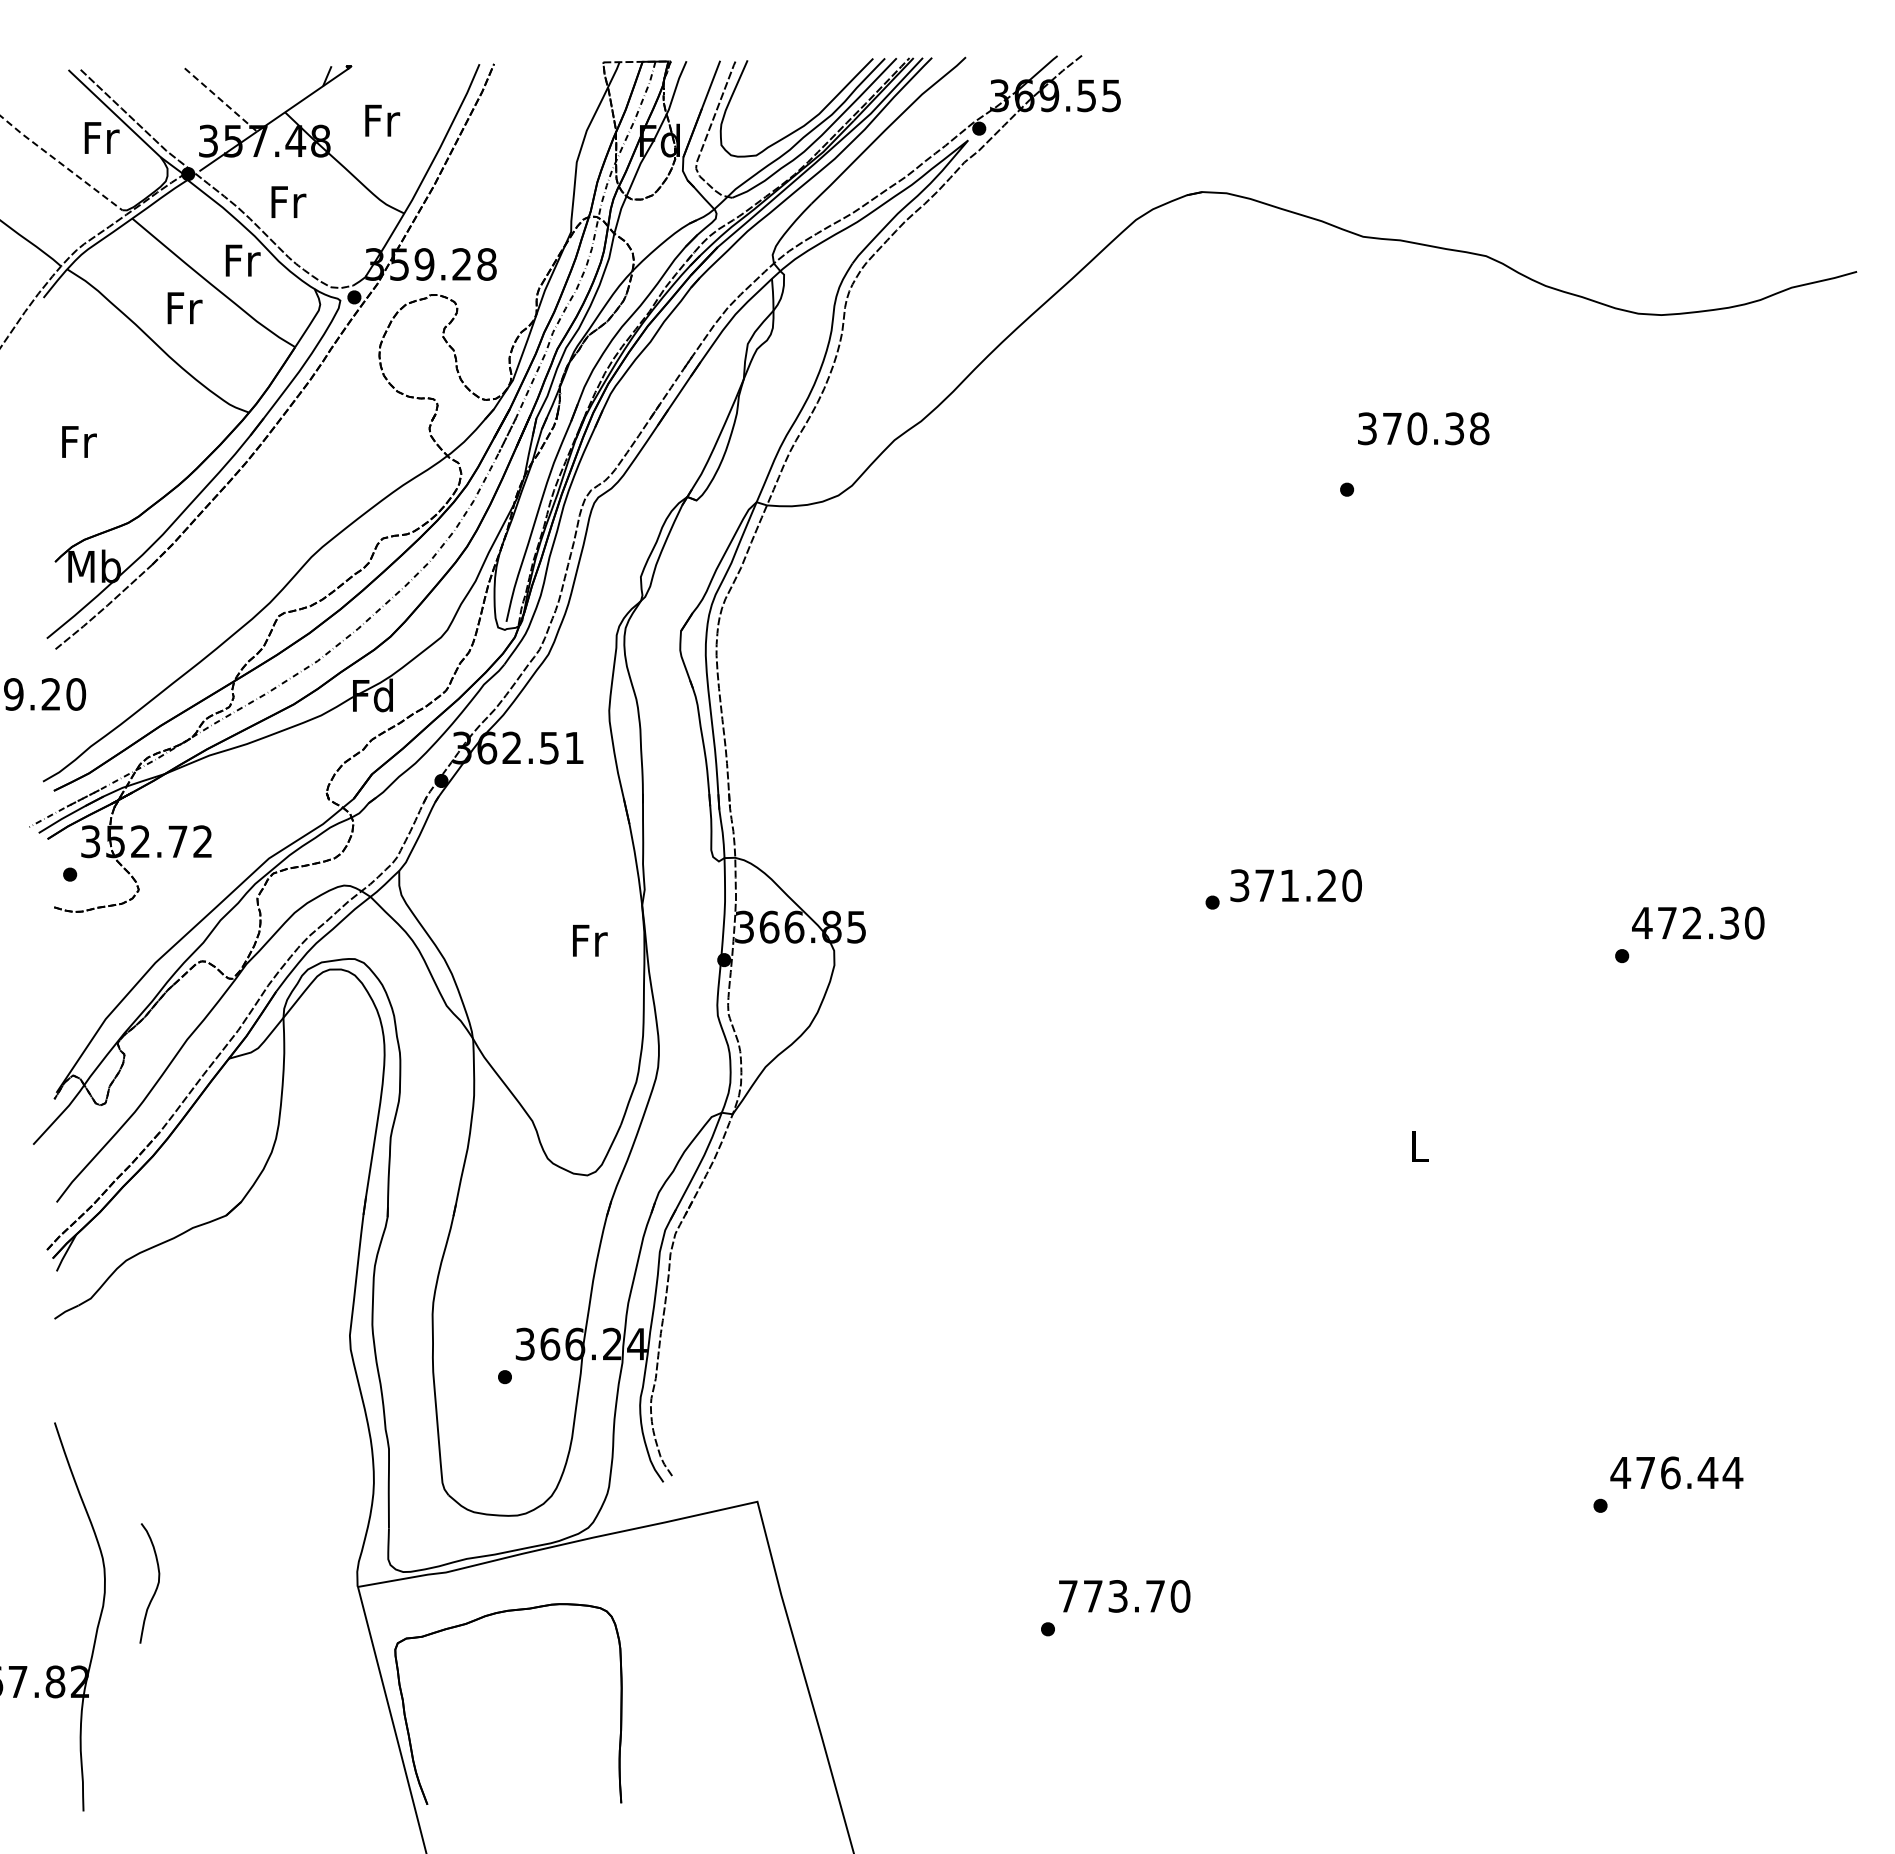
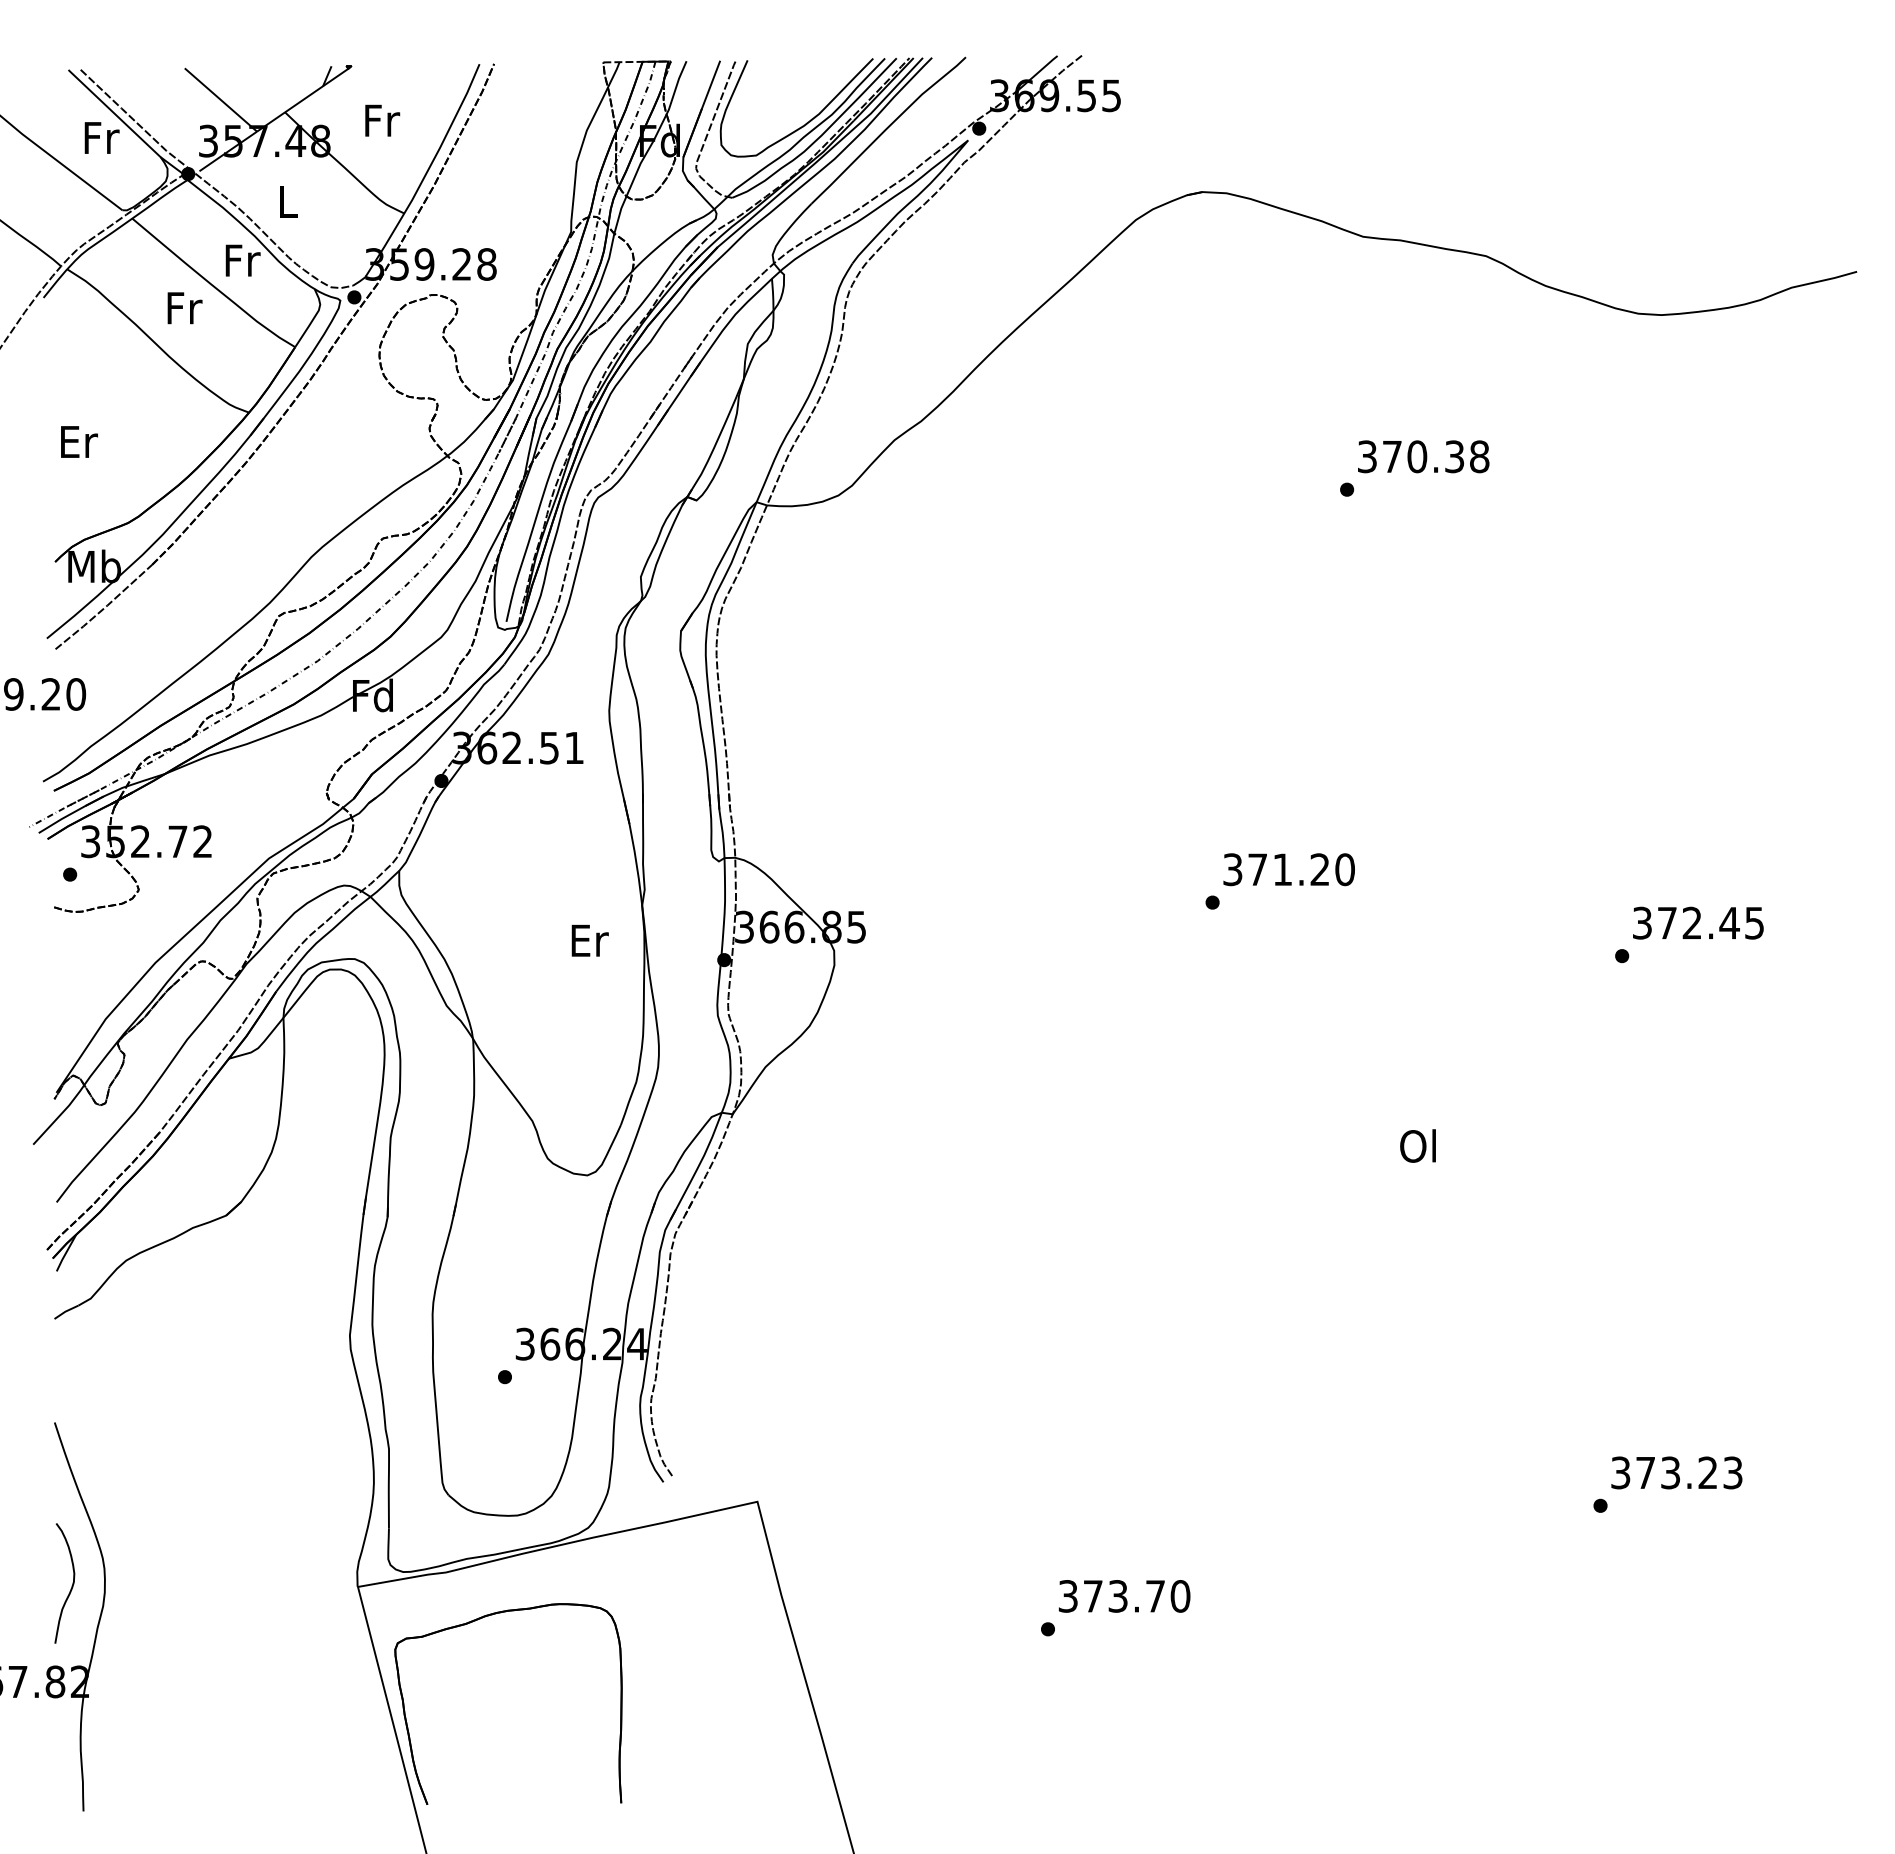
line: dashed -> solid (221, 100)
line: dashed -> solid (60, 163)
text: Fr -> L (288, 201)
text position: (1423, 428) -> (1423, 456) (1423, 456)
text: Fr -> Er (79, 441)
text position: (1295, 885) -> (1288, 869) (1288, 869)
text: 472.30 -> 372.45 (1698, 922)
text: Fr -> Er (589, 940)
text: L -> Ol (1417, 1145)
text: 476.44 -> 373.23 (1676, 1472)
curve position: (156, 1585) -> (71, 1585) (71, 1585)
text: 773.70 -> 373.70 (1067, 1596)
